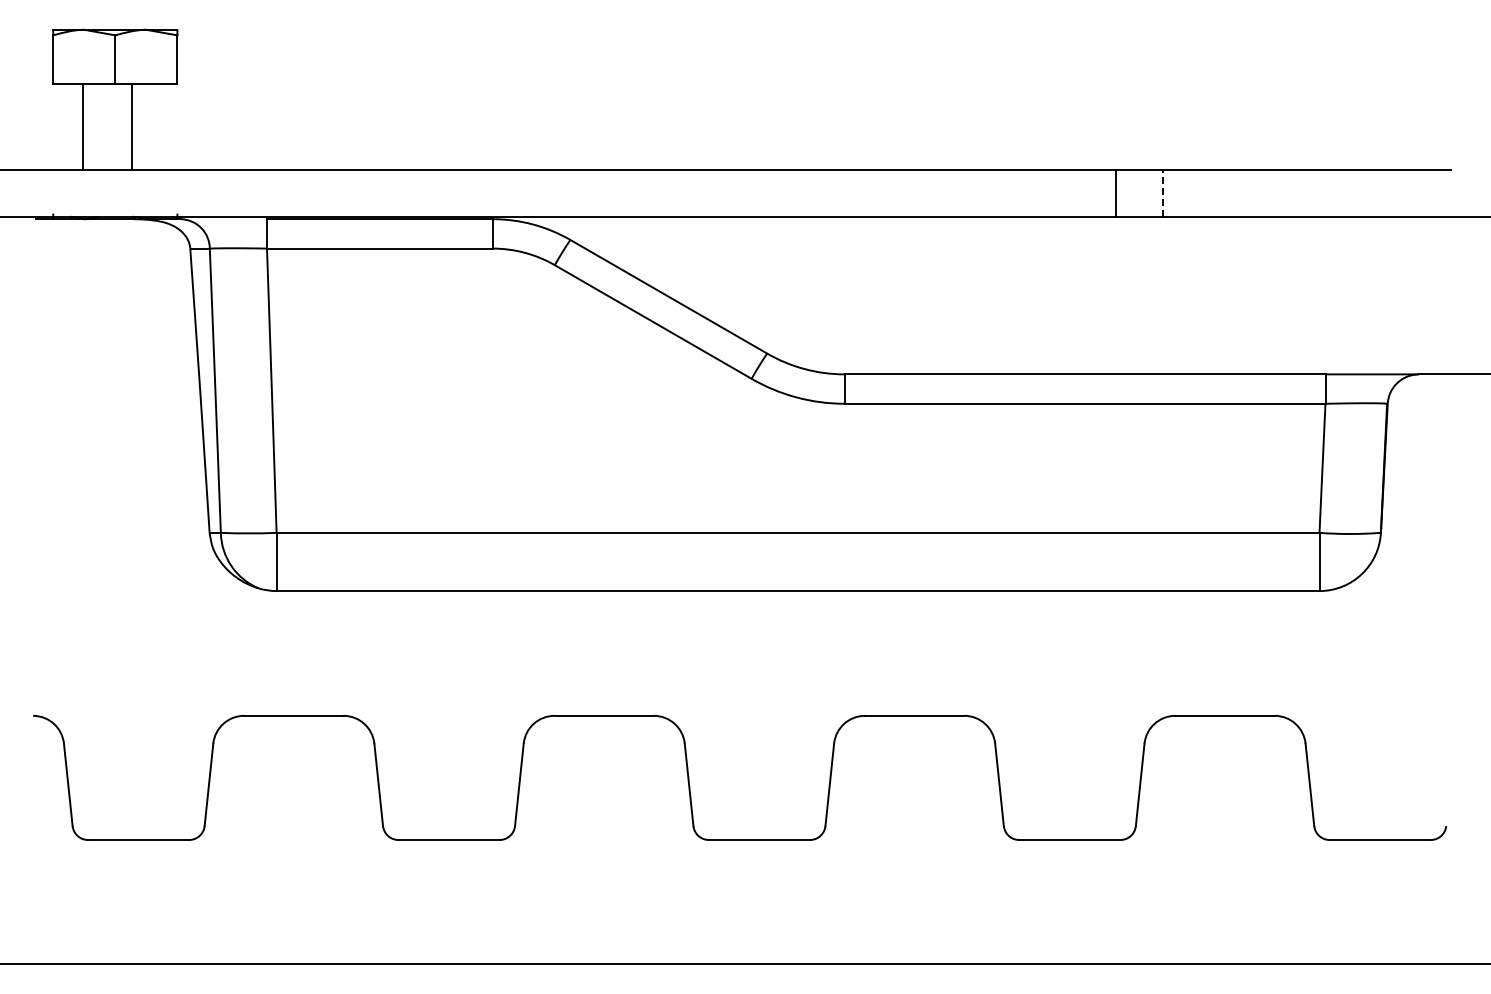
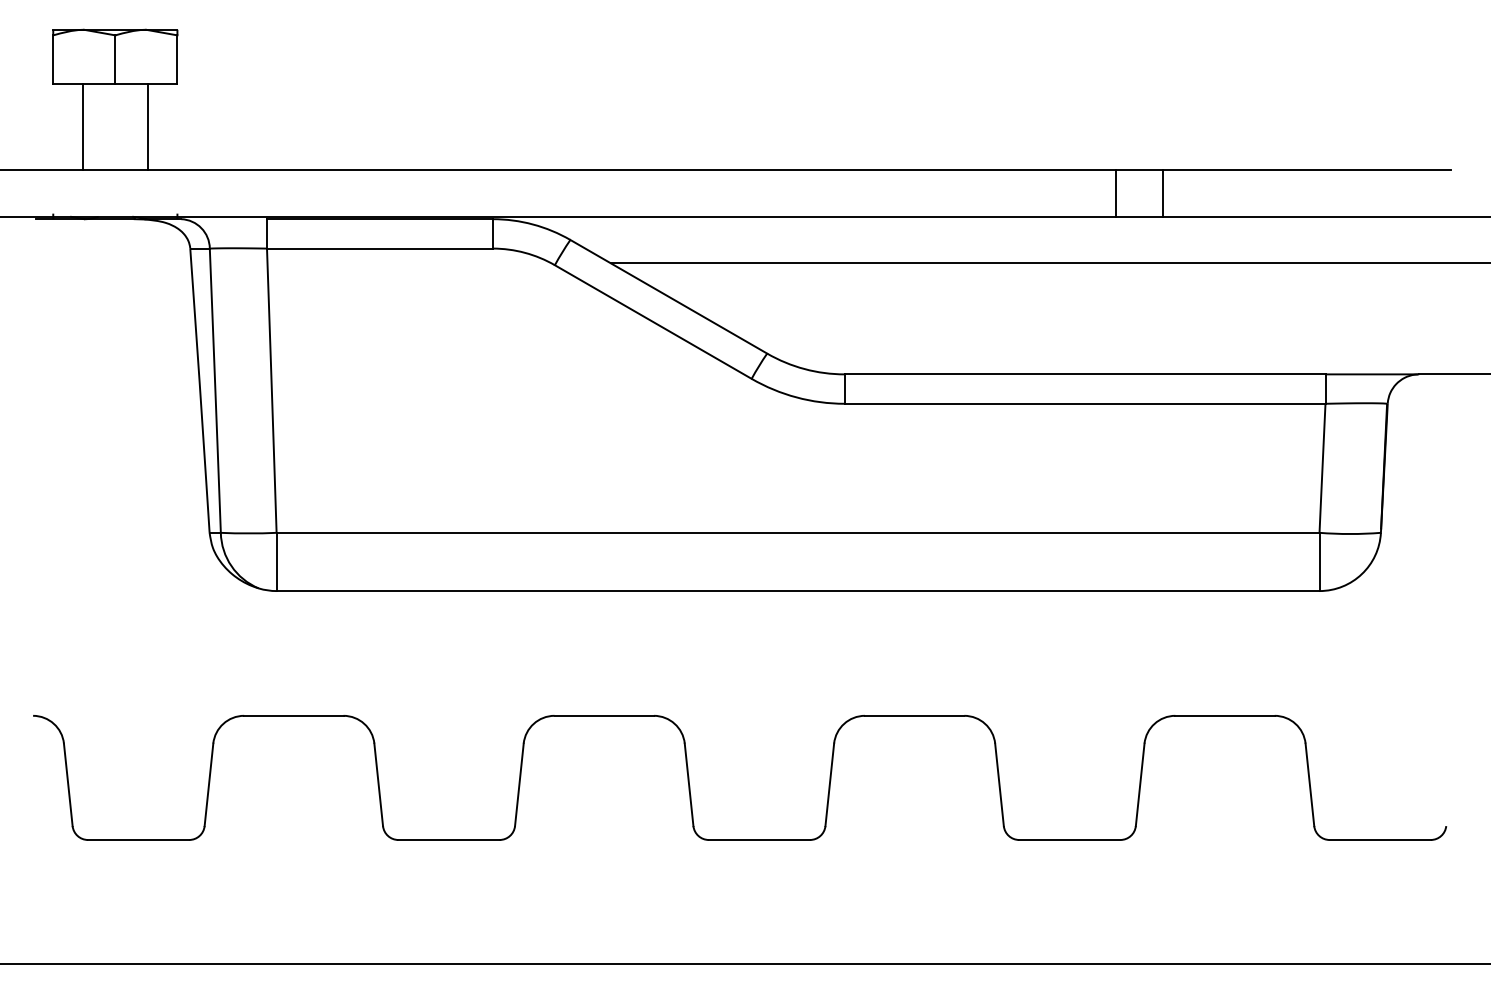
line position: (131, 127) -> (147, 127) (147, 127)
line: dashed -> solid (1162, 193)
line: none -> present (1049, 263)
